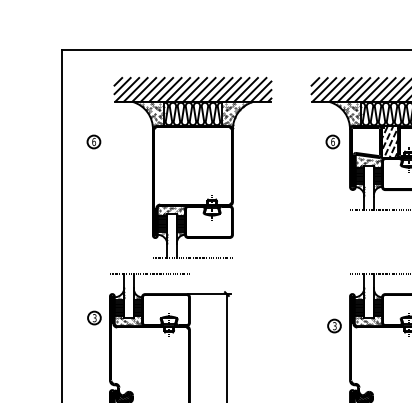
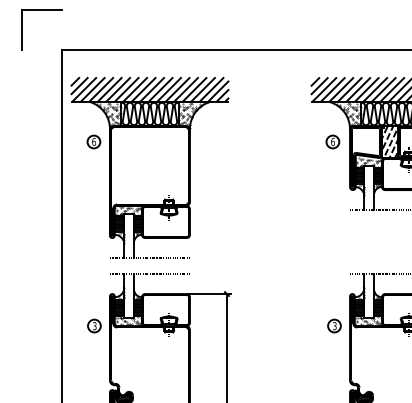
part: none -> present (41, 10)
part position: (192, 167) -> (149, 167) (149, 167)
part position: (94, 317) -> (94, 325) (94, 325)
